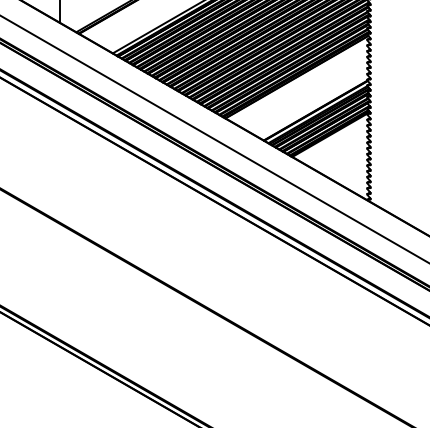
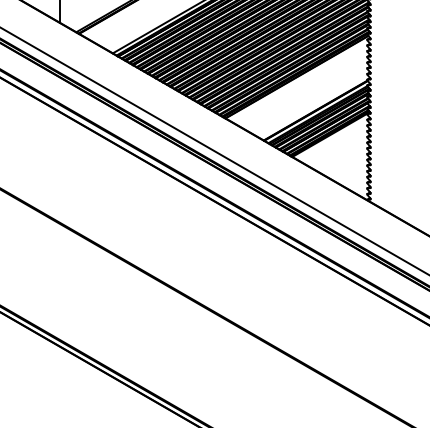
line position: (214, 138) -> (214, 150) (214, 150)
